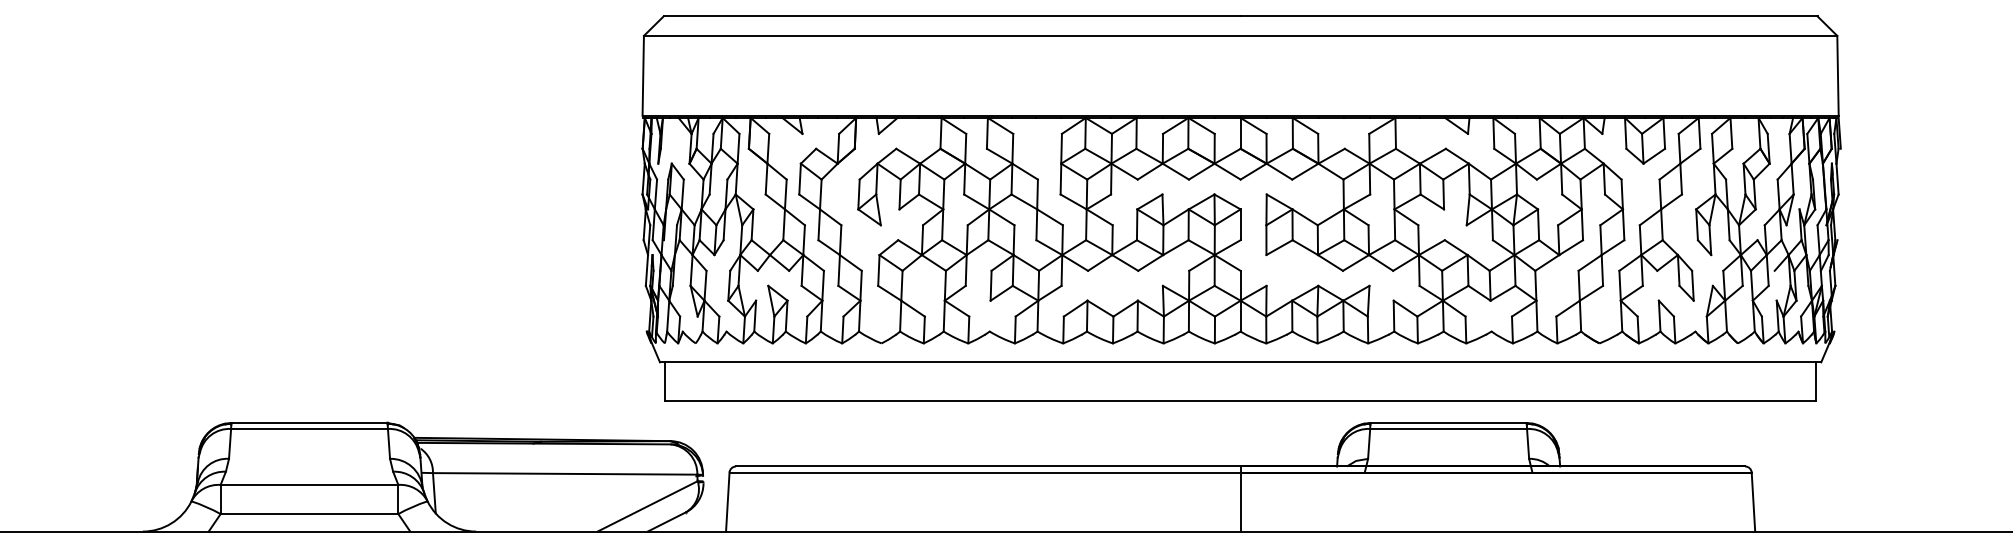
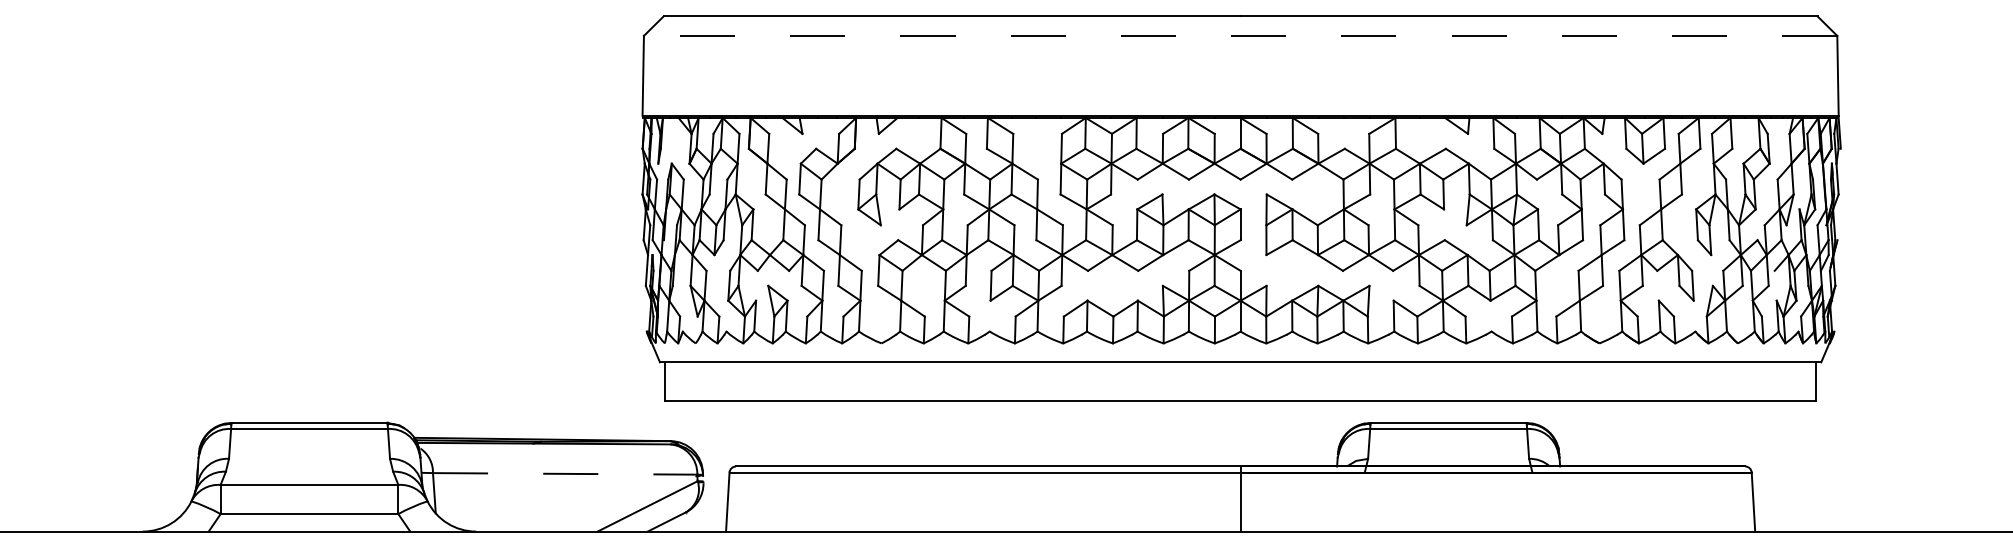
line: solid -> dashed (1240, 35)
line: solid -> dashed (565, 473)
